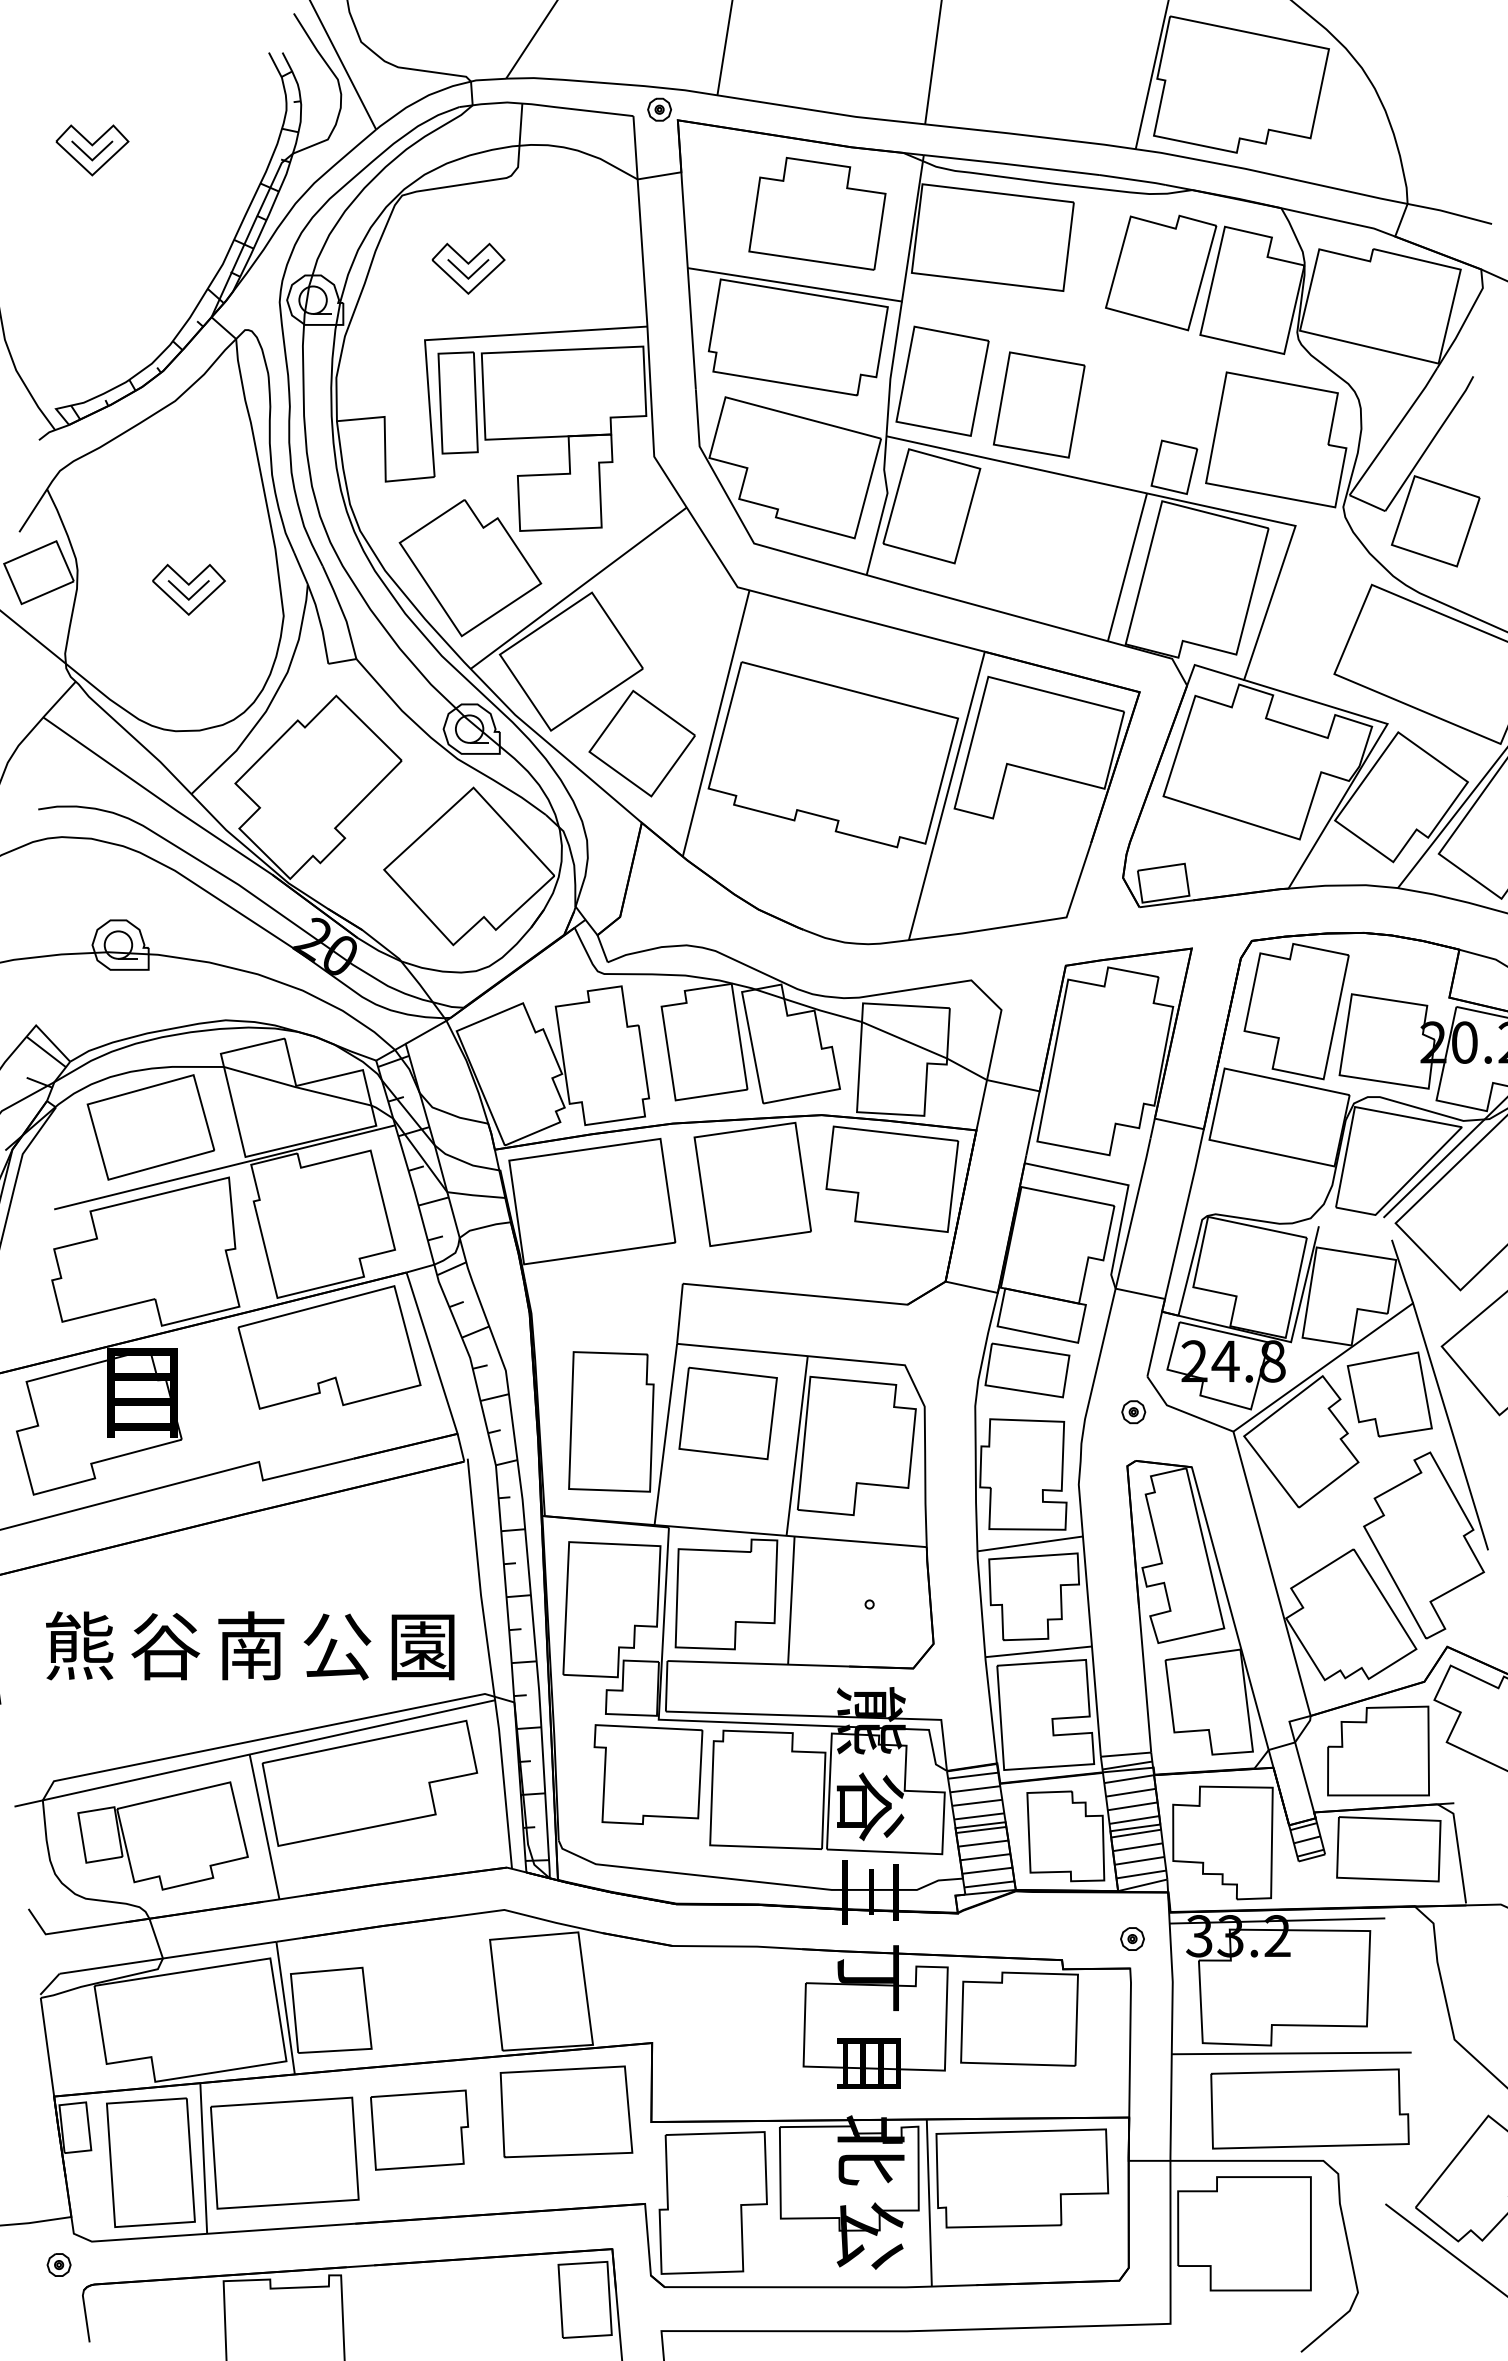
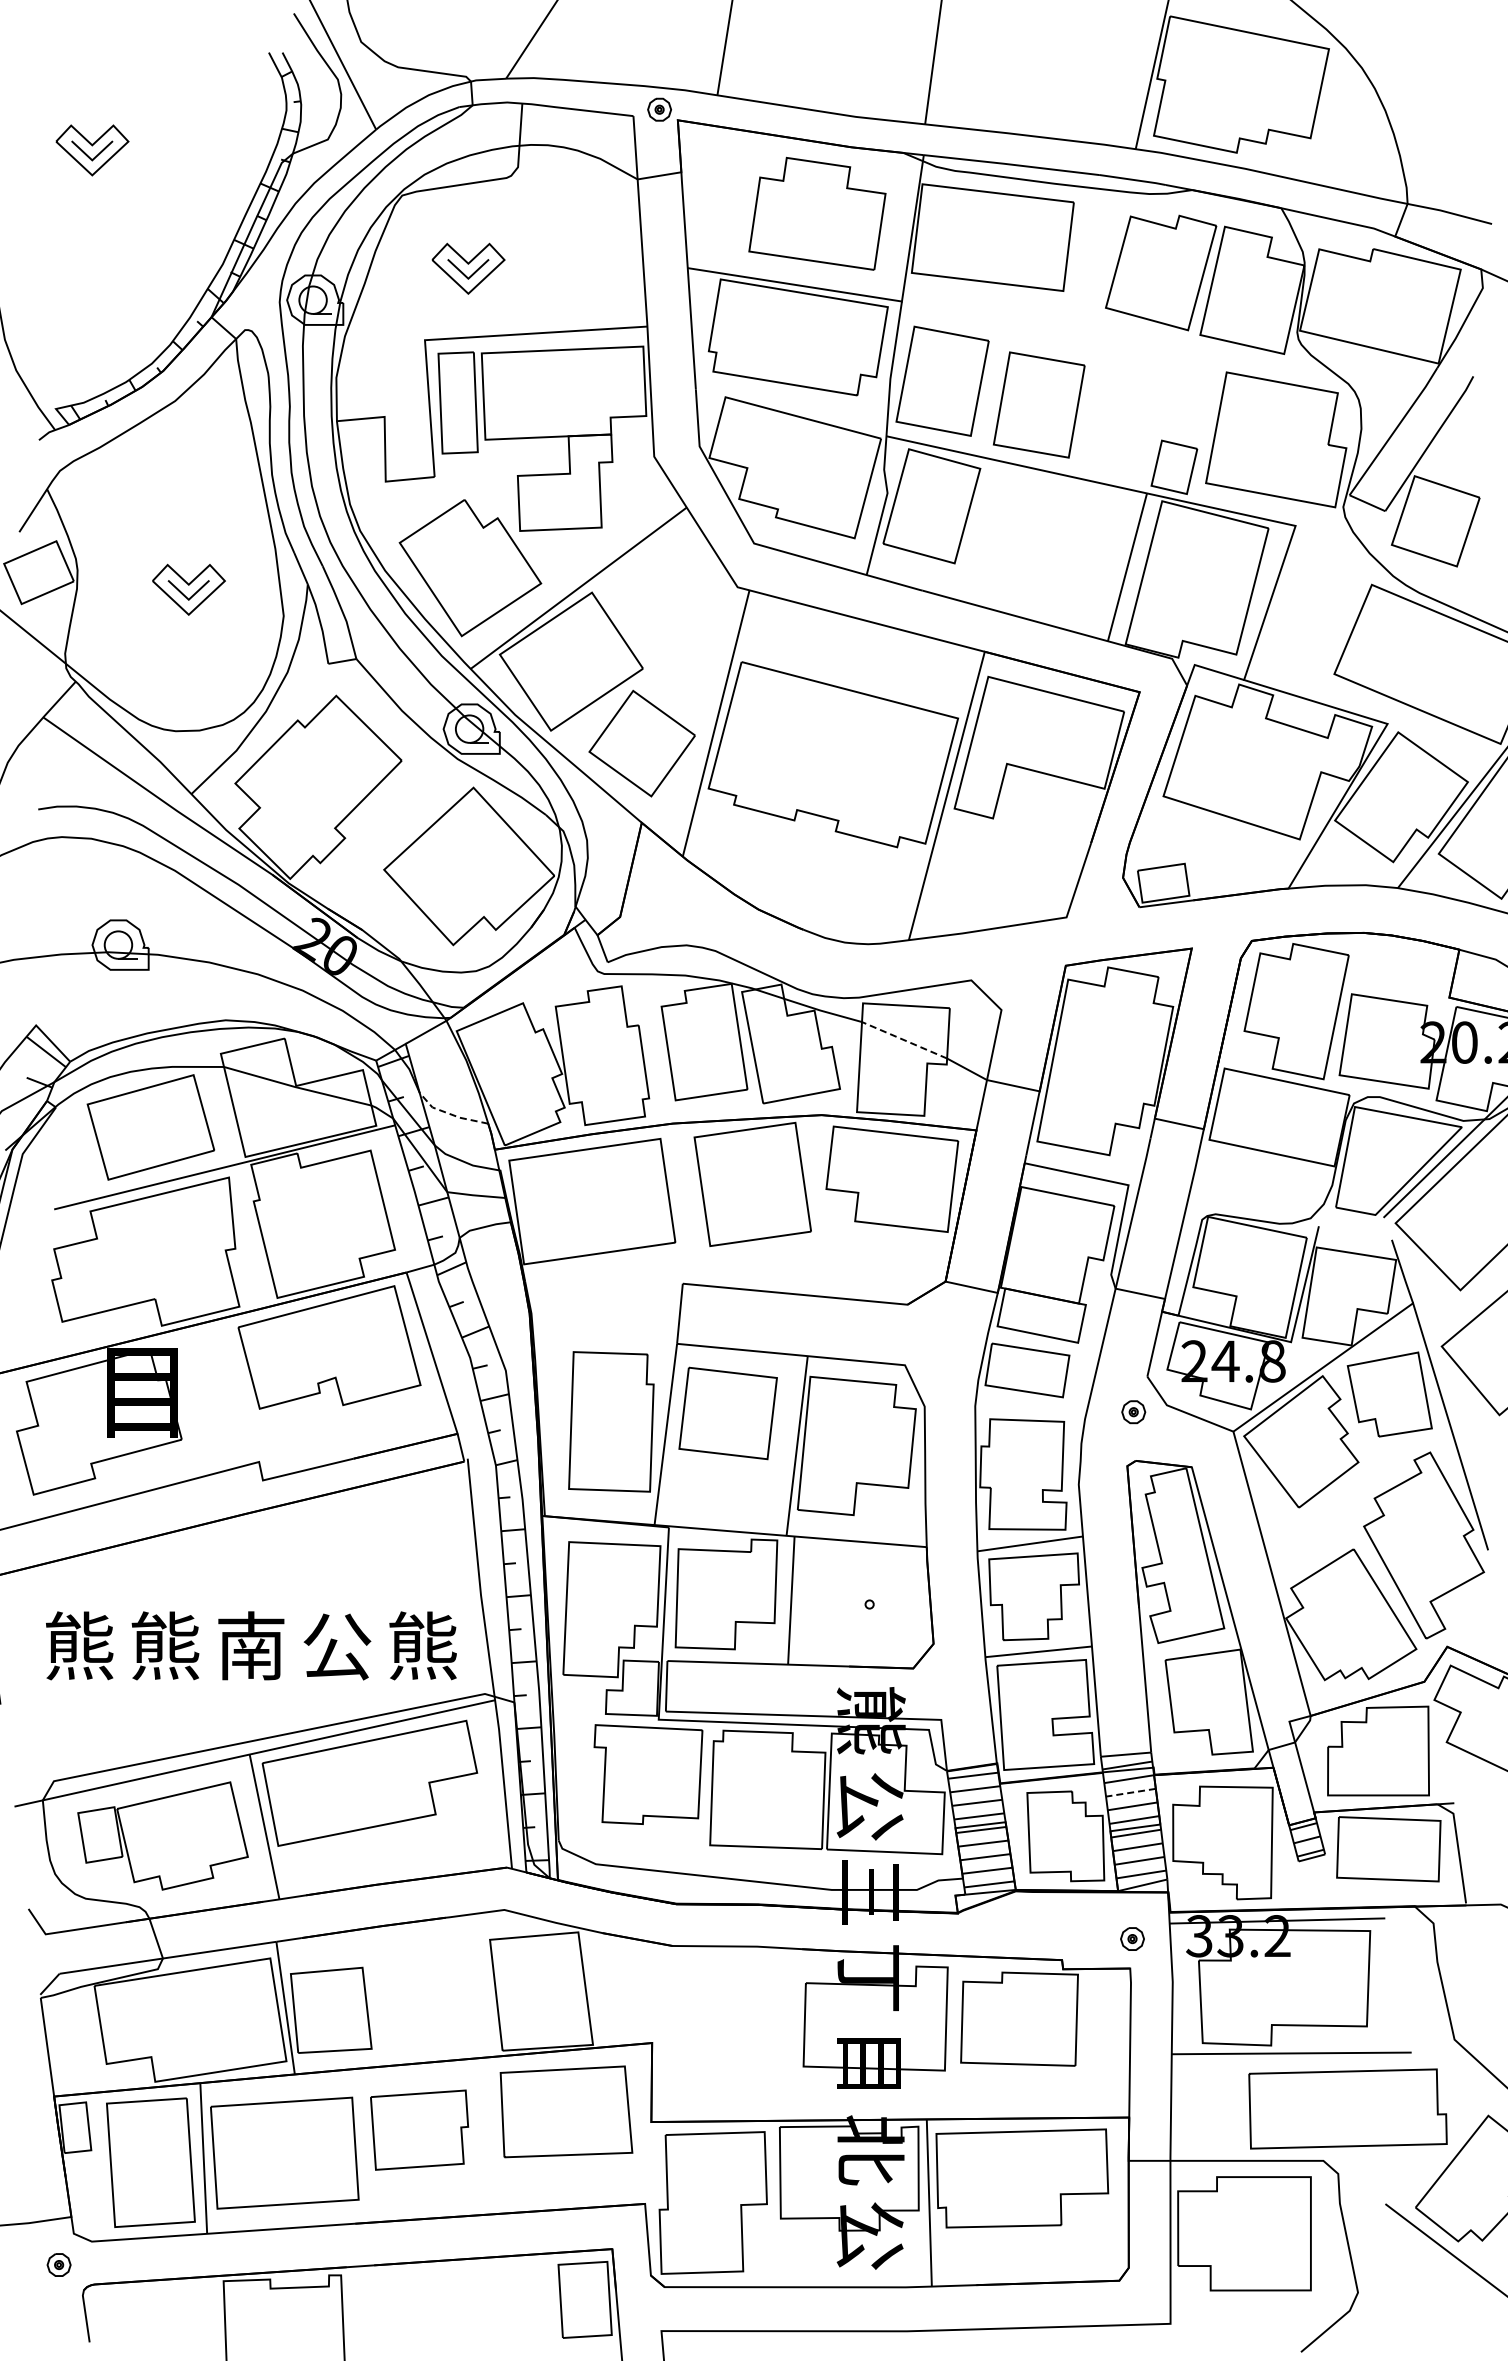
line: solid -> dashed (904, 1040)
line: solid -> dashed (449, 1113)
text: 谷 -> 熊 (165, 1645)
text: 園 -> 熊 (422, 1645)
line: solid -> dashed (1130, 1792)
text: 谷 -> 公 (870, 1806)
part position: (1309, 2108) -> (1347, 2108) (1347, 2108)
